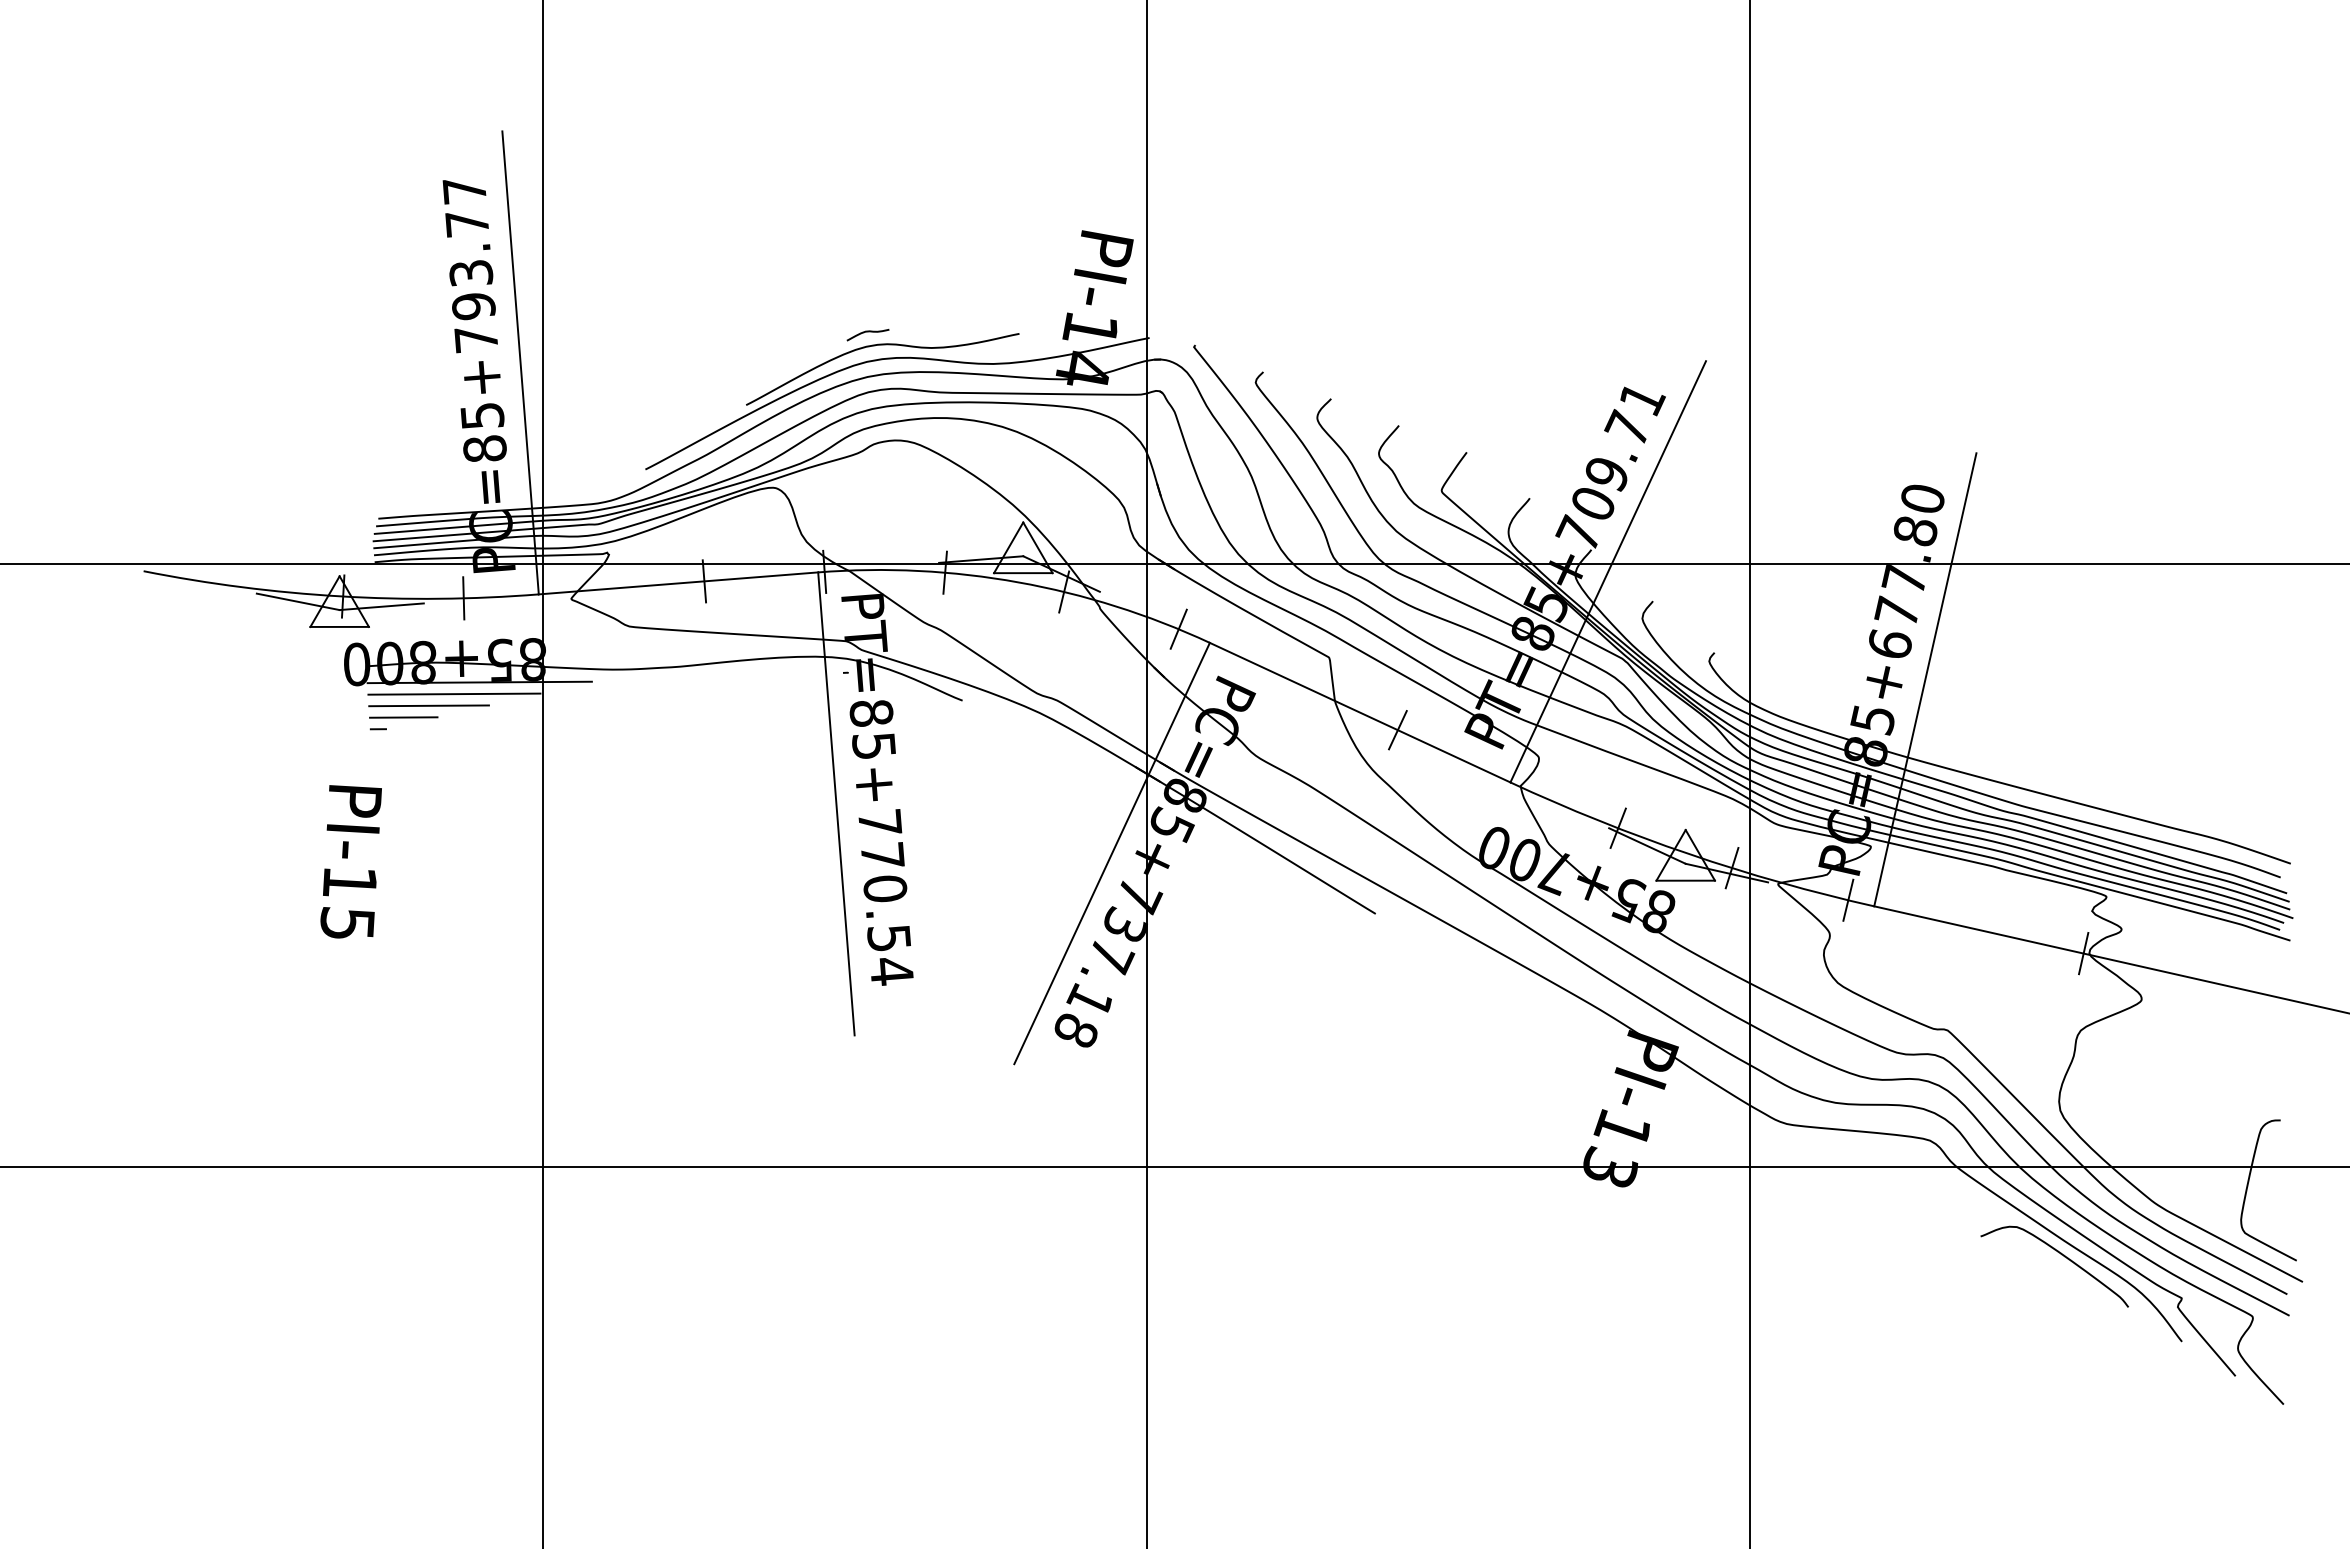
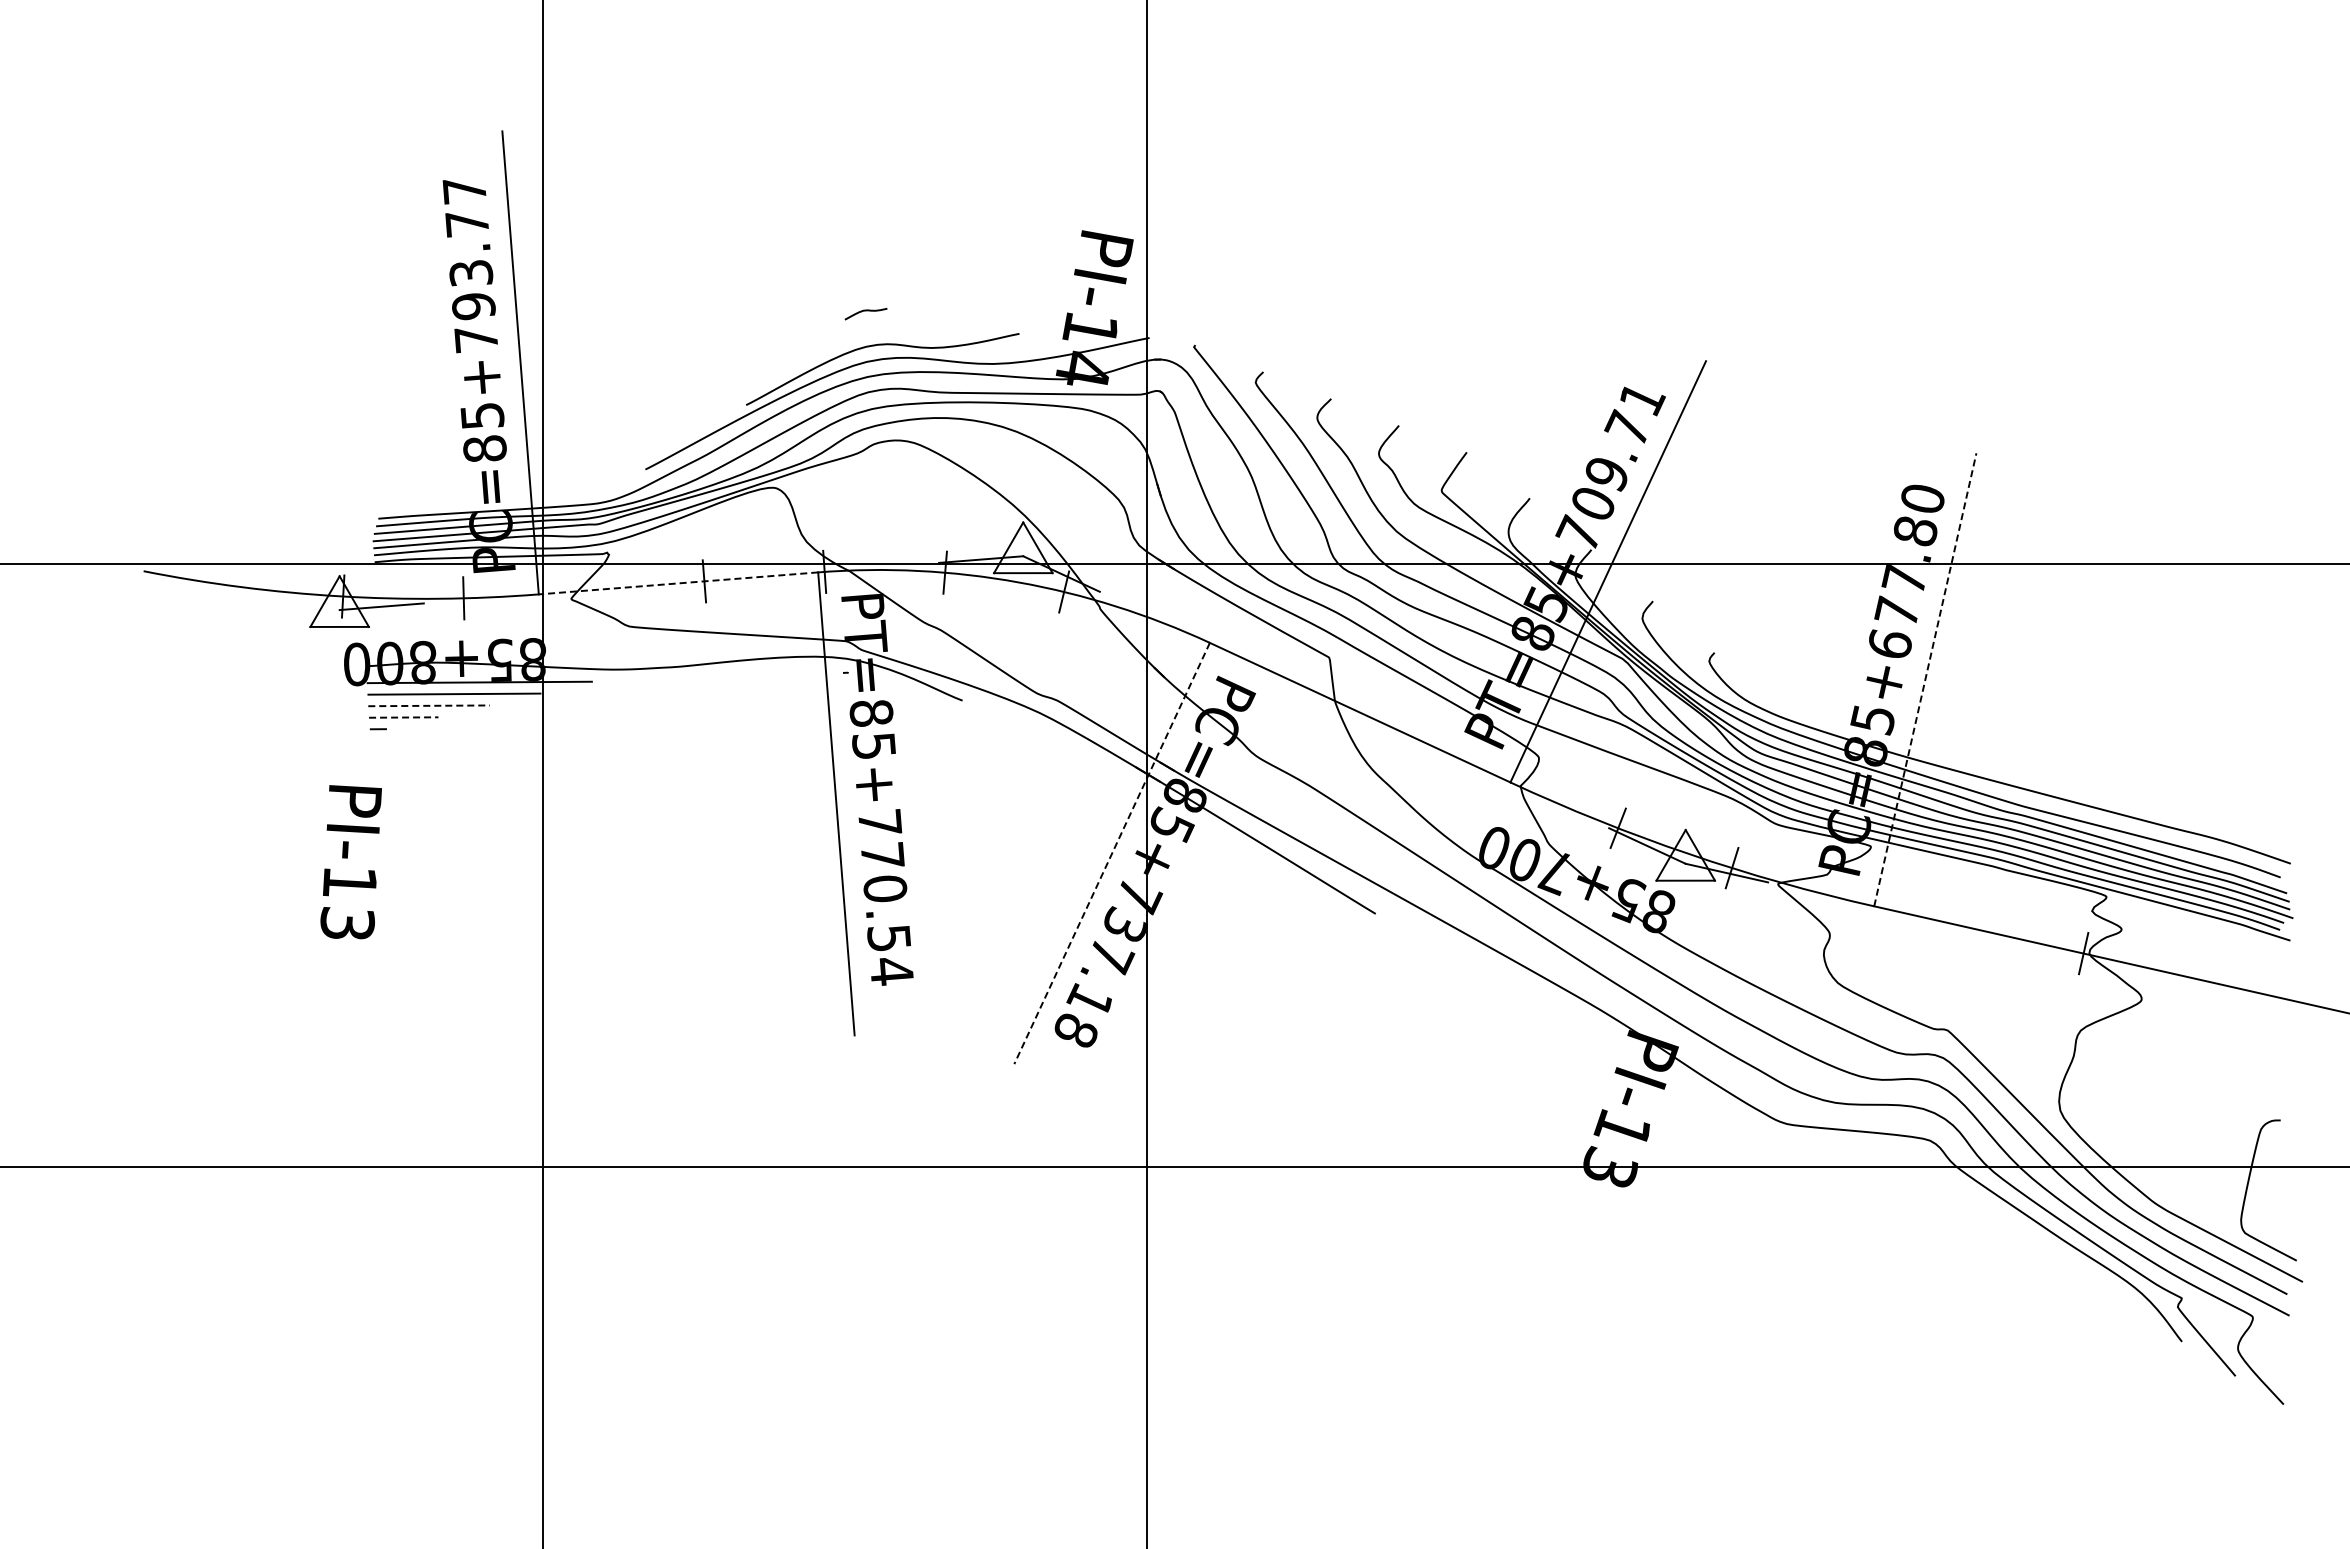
curve position: (867, 332) -> (865, 311) (865, 311)
line: solid -> dashed (678, 583)
line: present -> none (297, 601)
line: present -> none (1178, 628)
line: solid -> dashed (1925, 679)
line: solid -> dashed (429, 705)
line: solid -> dashed (403, 717)
line: present -> none (1397, 730)
line: present -> none (1749, 773)
line: solid -> dashed (1111, 853)
line: present -> none (1848, 899)
text: PI-15 -> PI-13 (347, 923)
curve: present -> none (2061, 1255)
